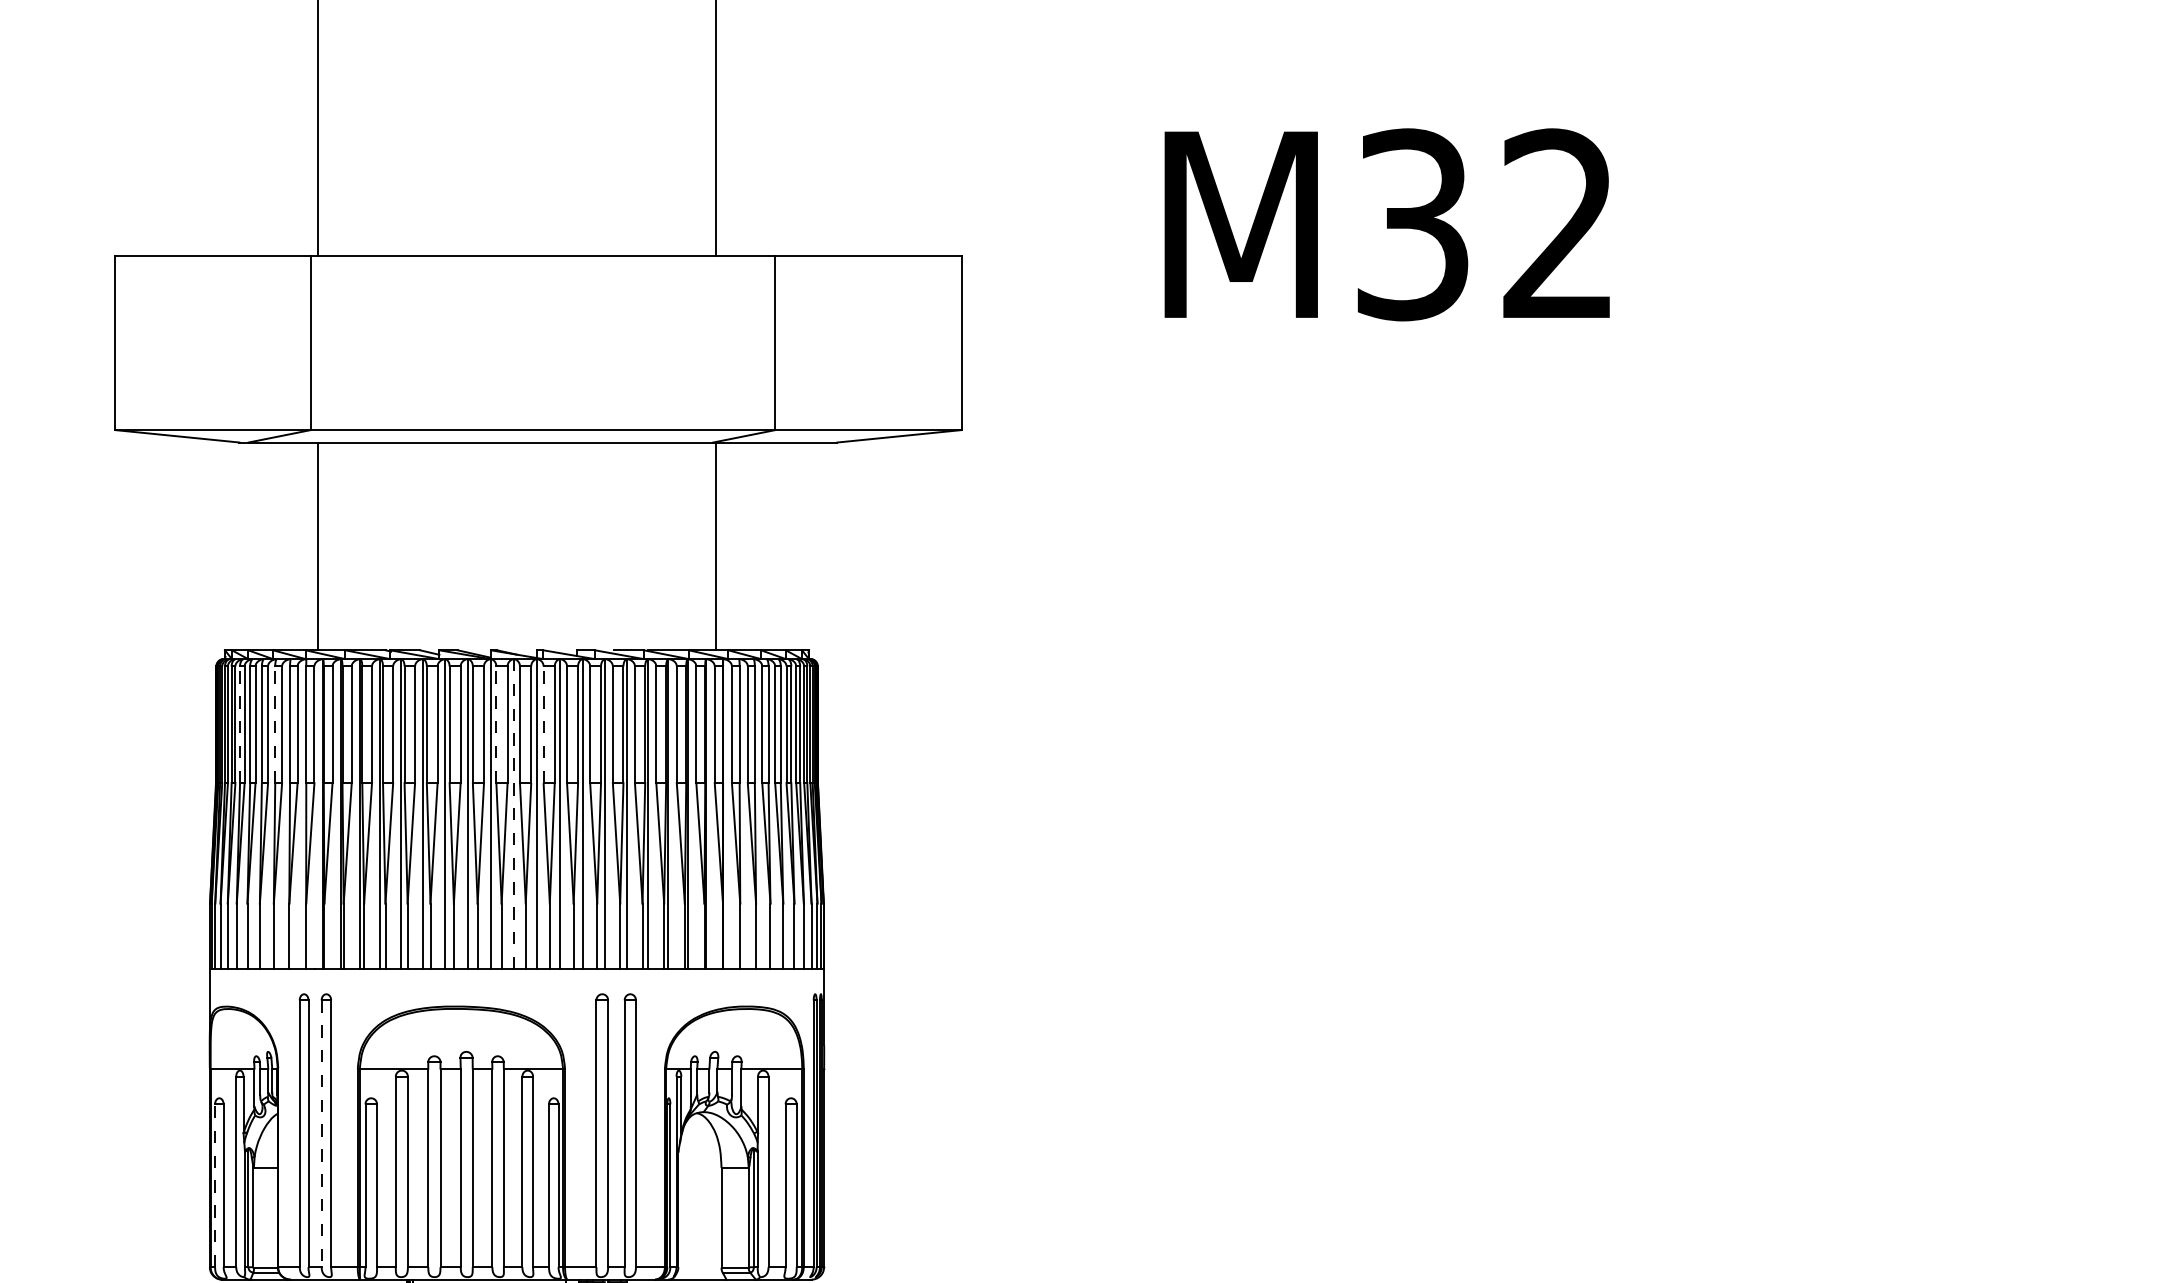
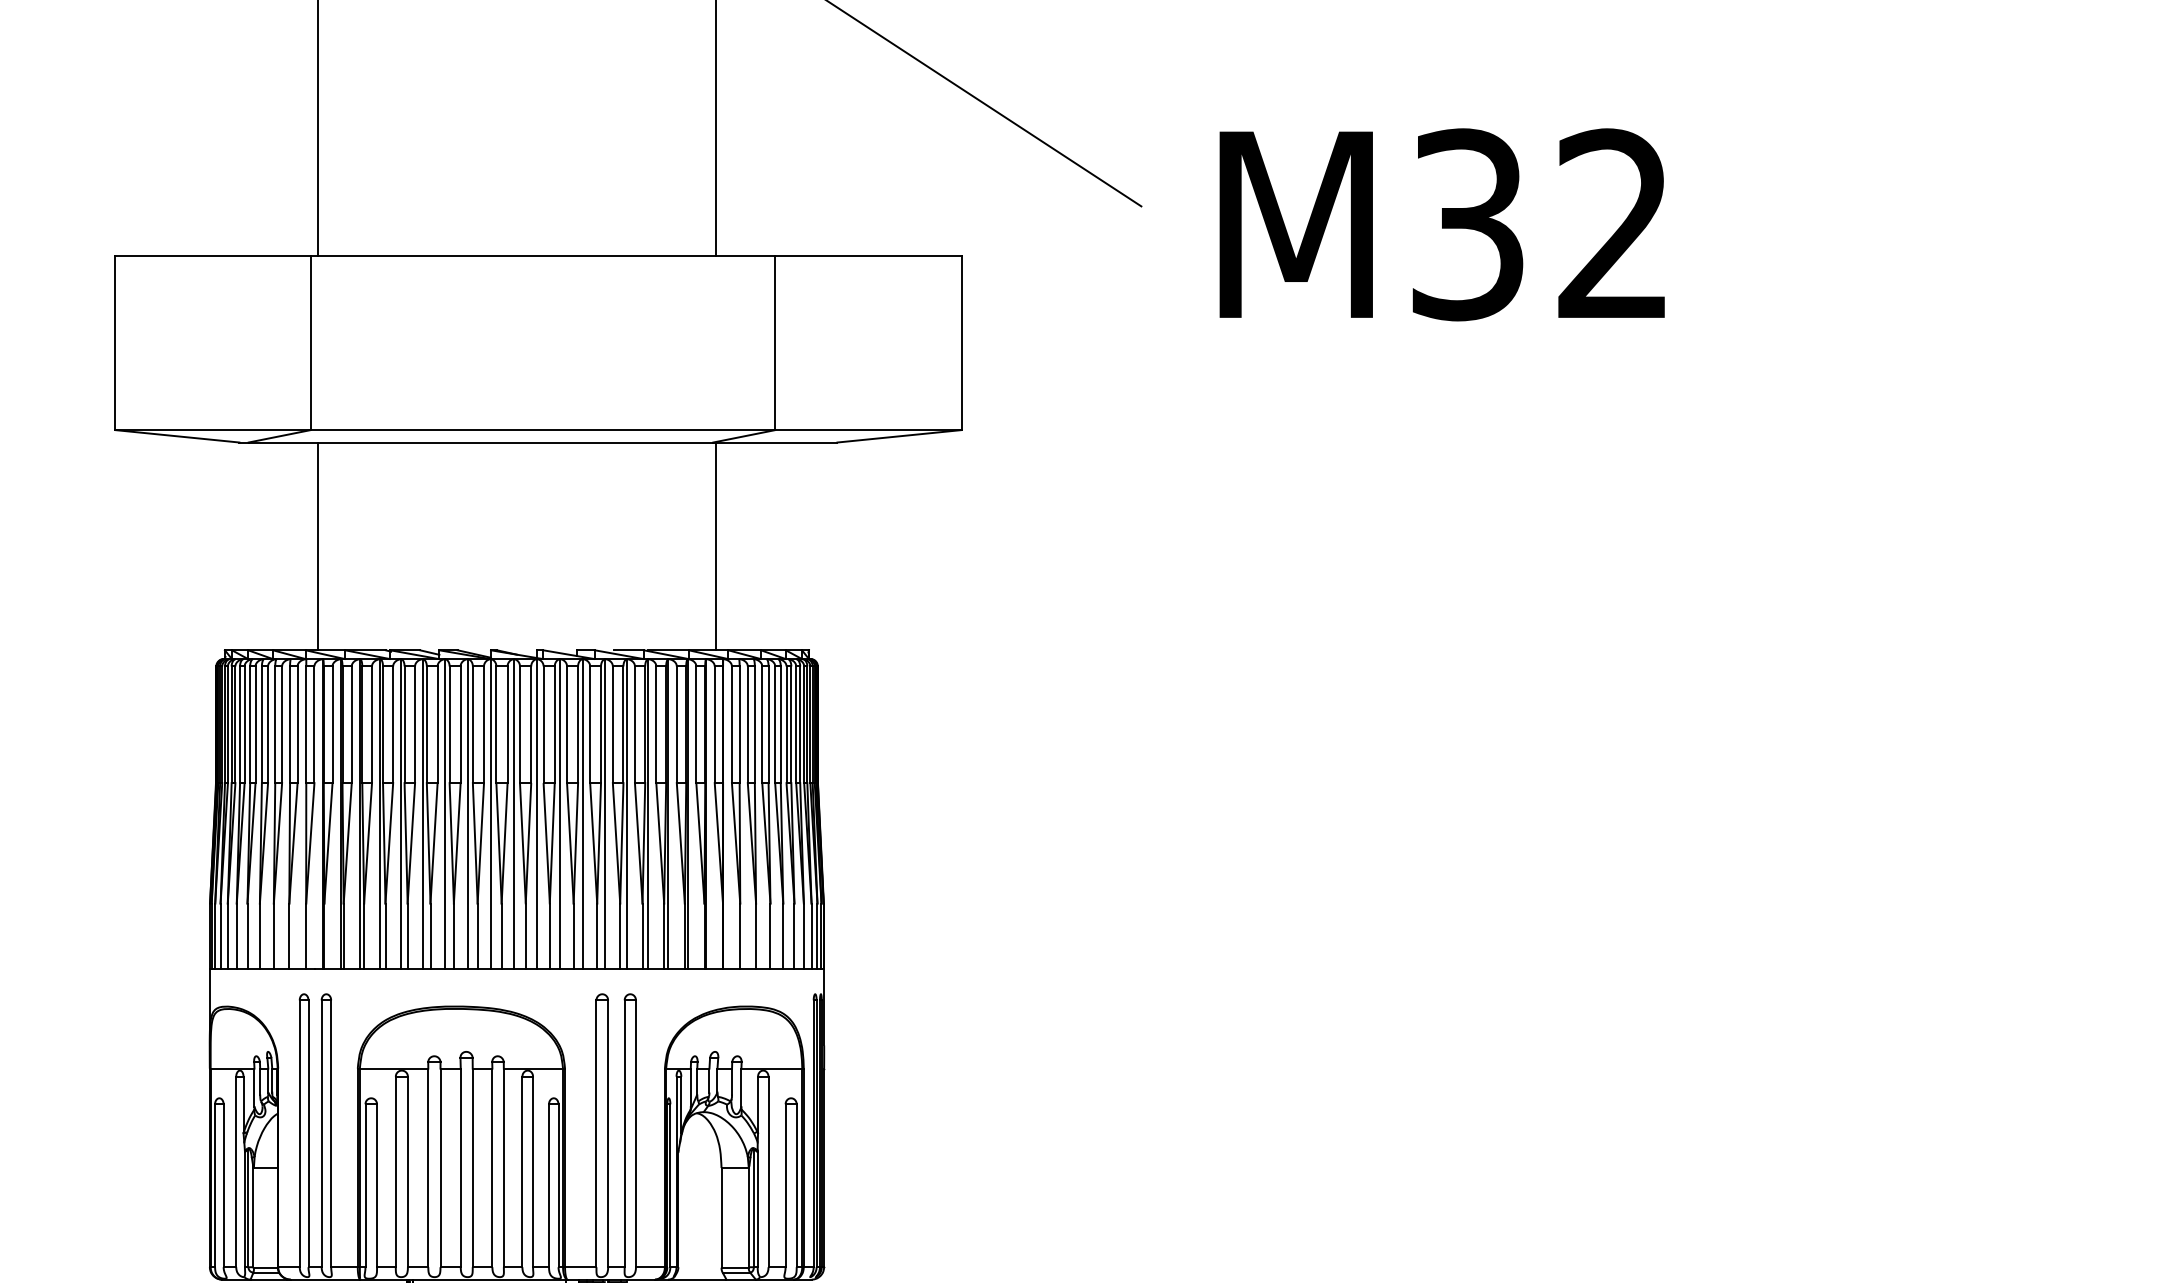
line: none -> present (985, 104)
text position: (1386, 224) -> (1441, 224) (1441, 224)
line: dashed -> solid (240, 724)
line: dashed -> solid (275, 724)
line: dashed -> solid (496, 724)
line: dashed -> solid (543, 724)
line: dashed -> solid (513, 813)
line: dashed -> solid (321, 1134)
line: dashed -> solid (215, 1185)
